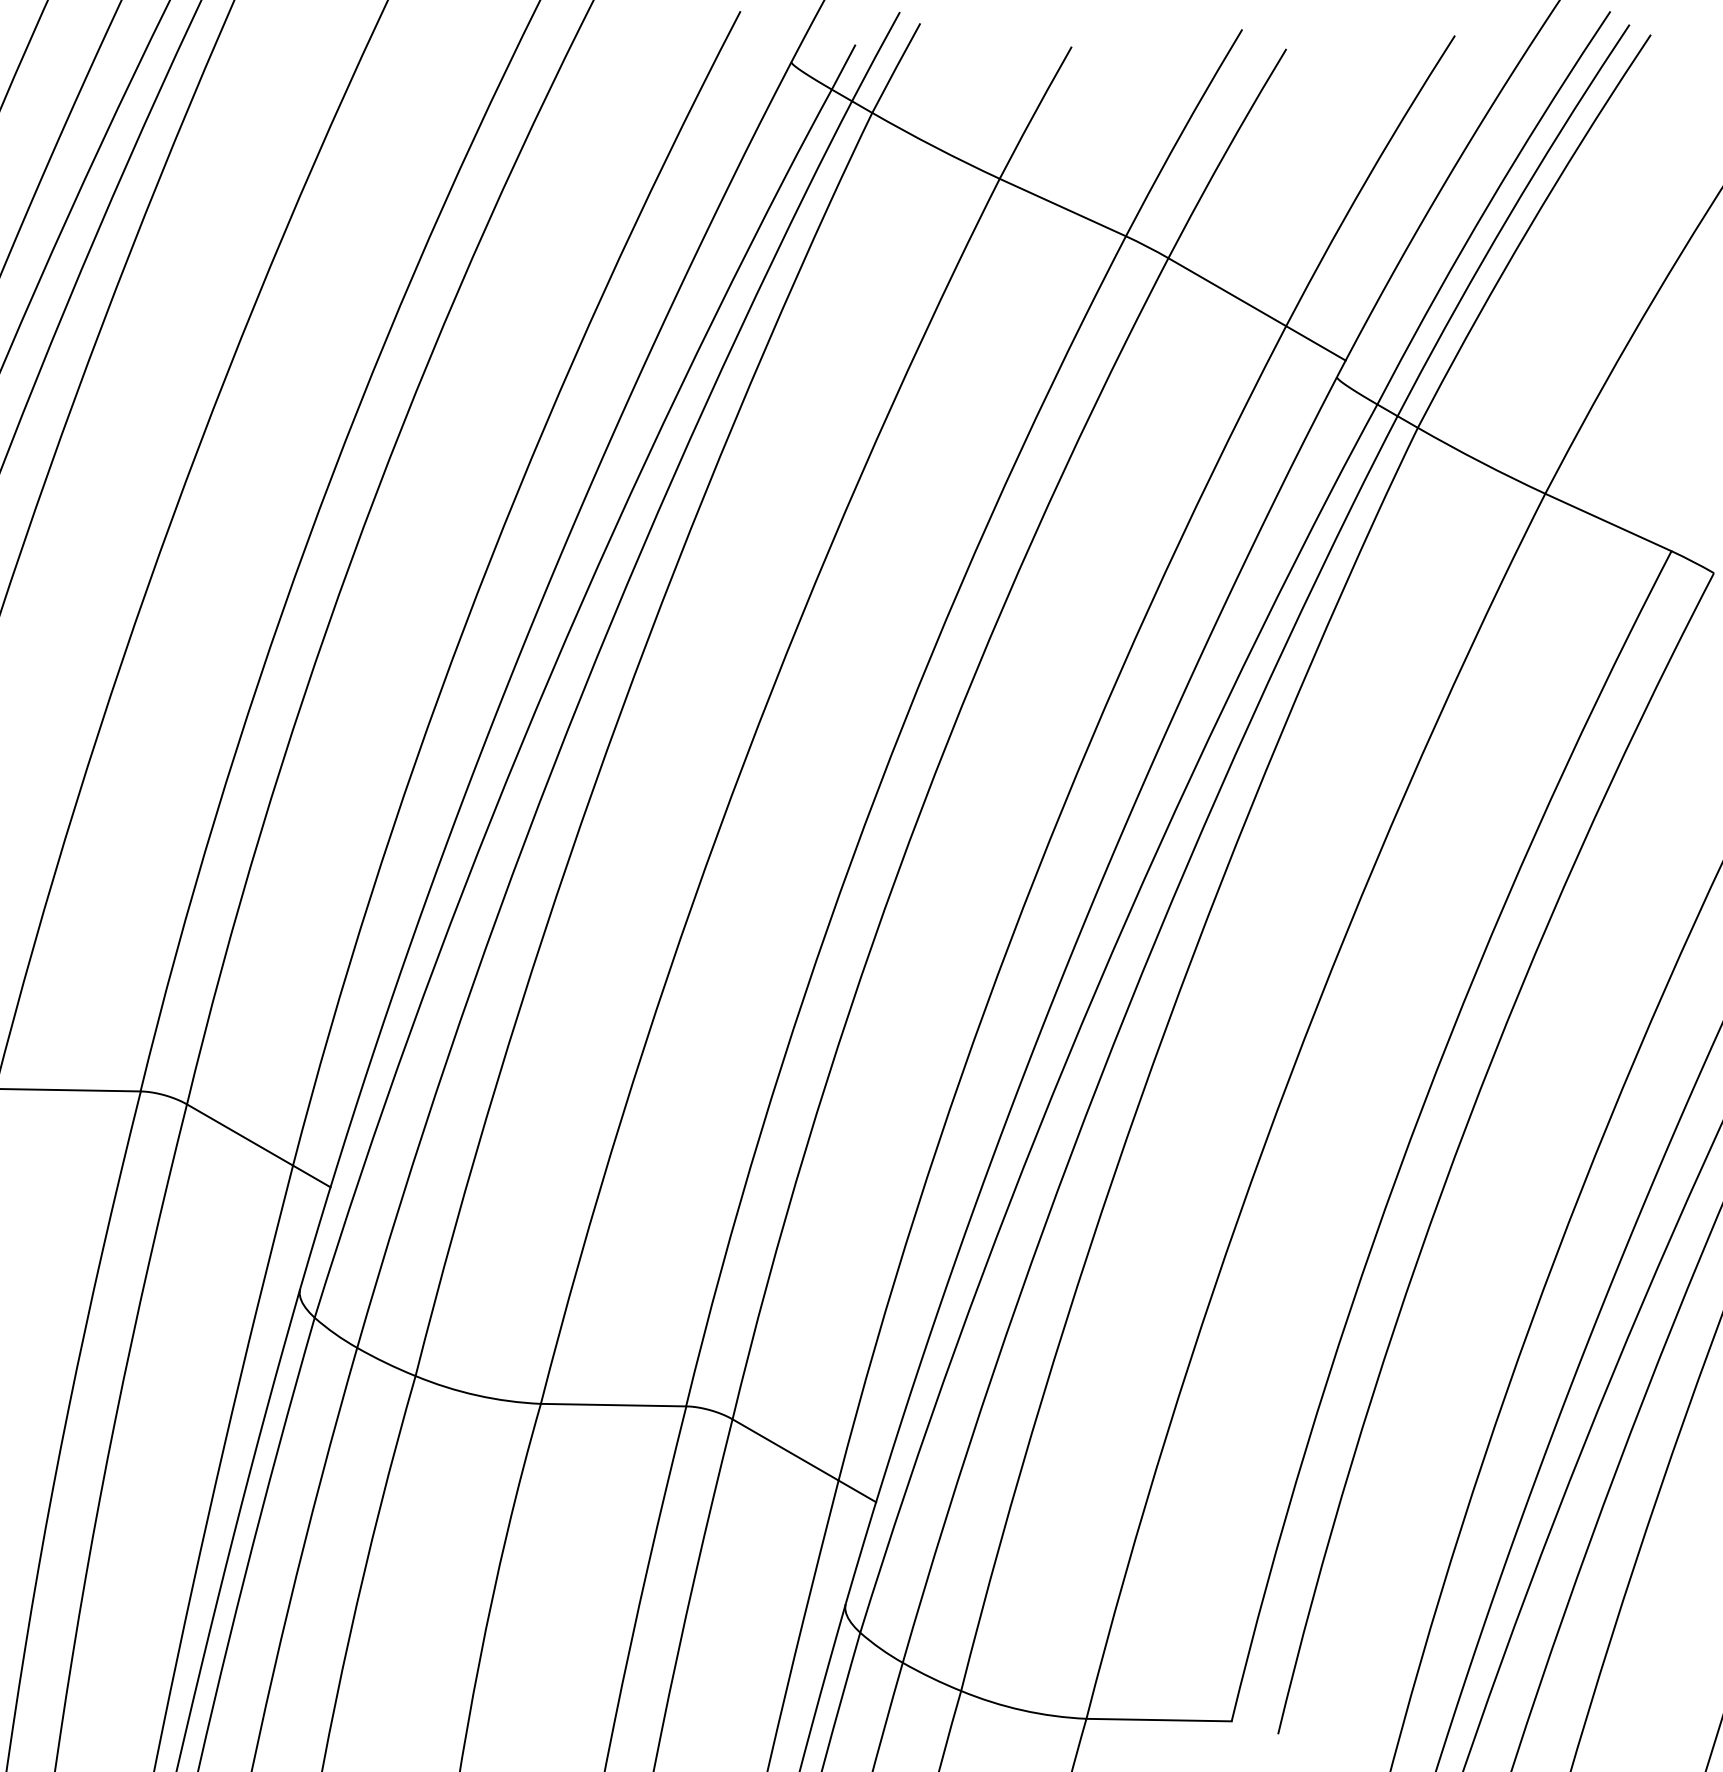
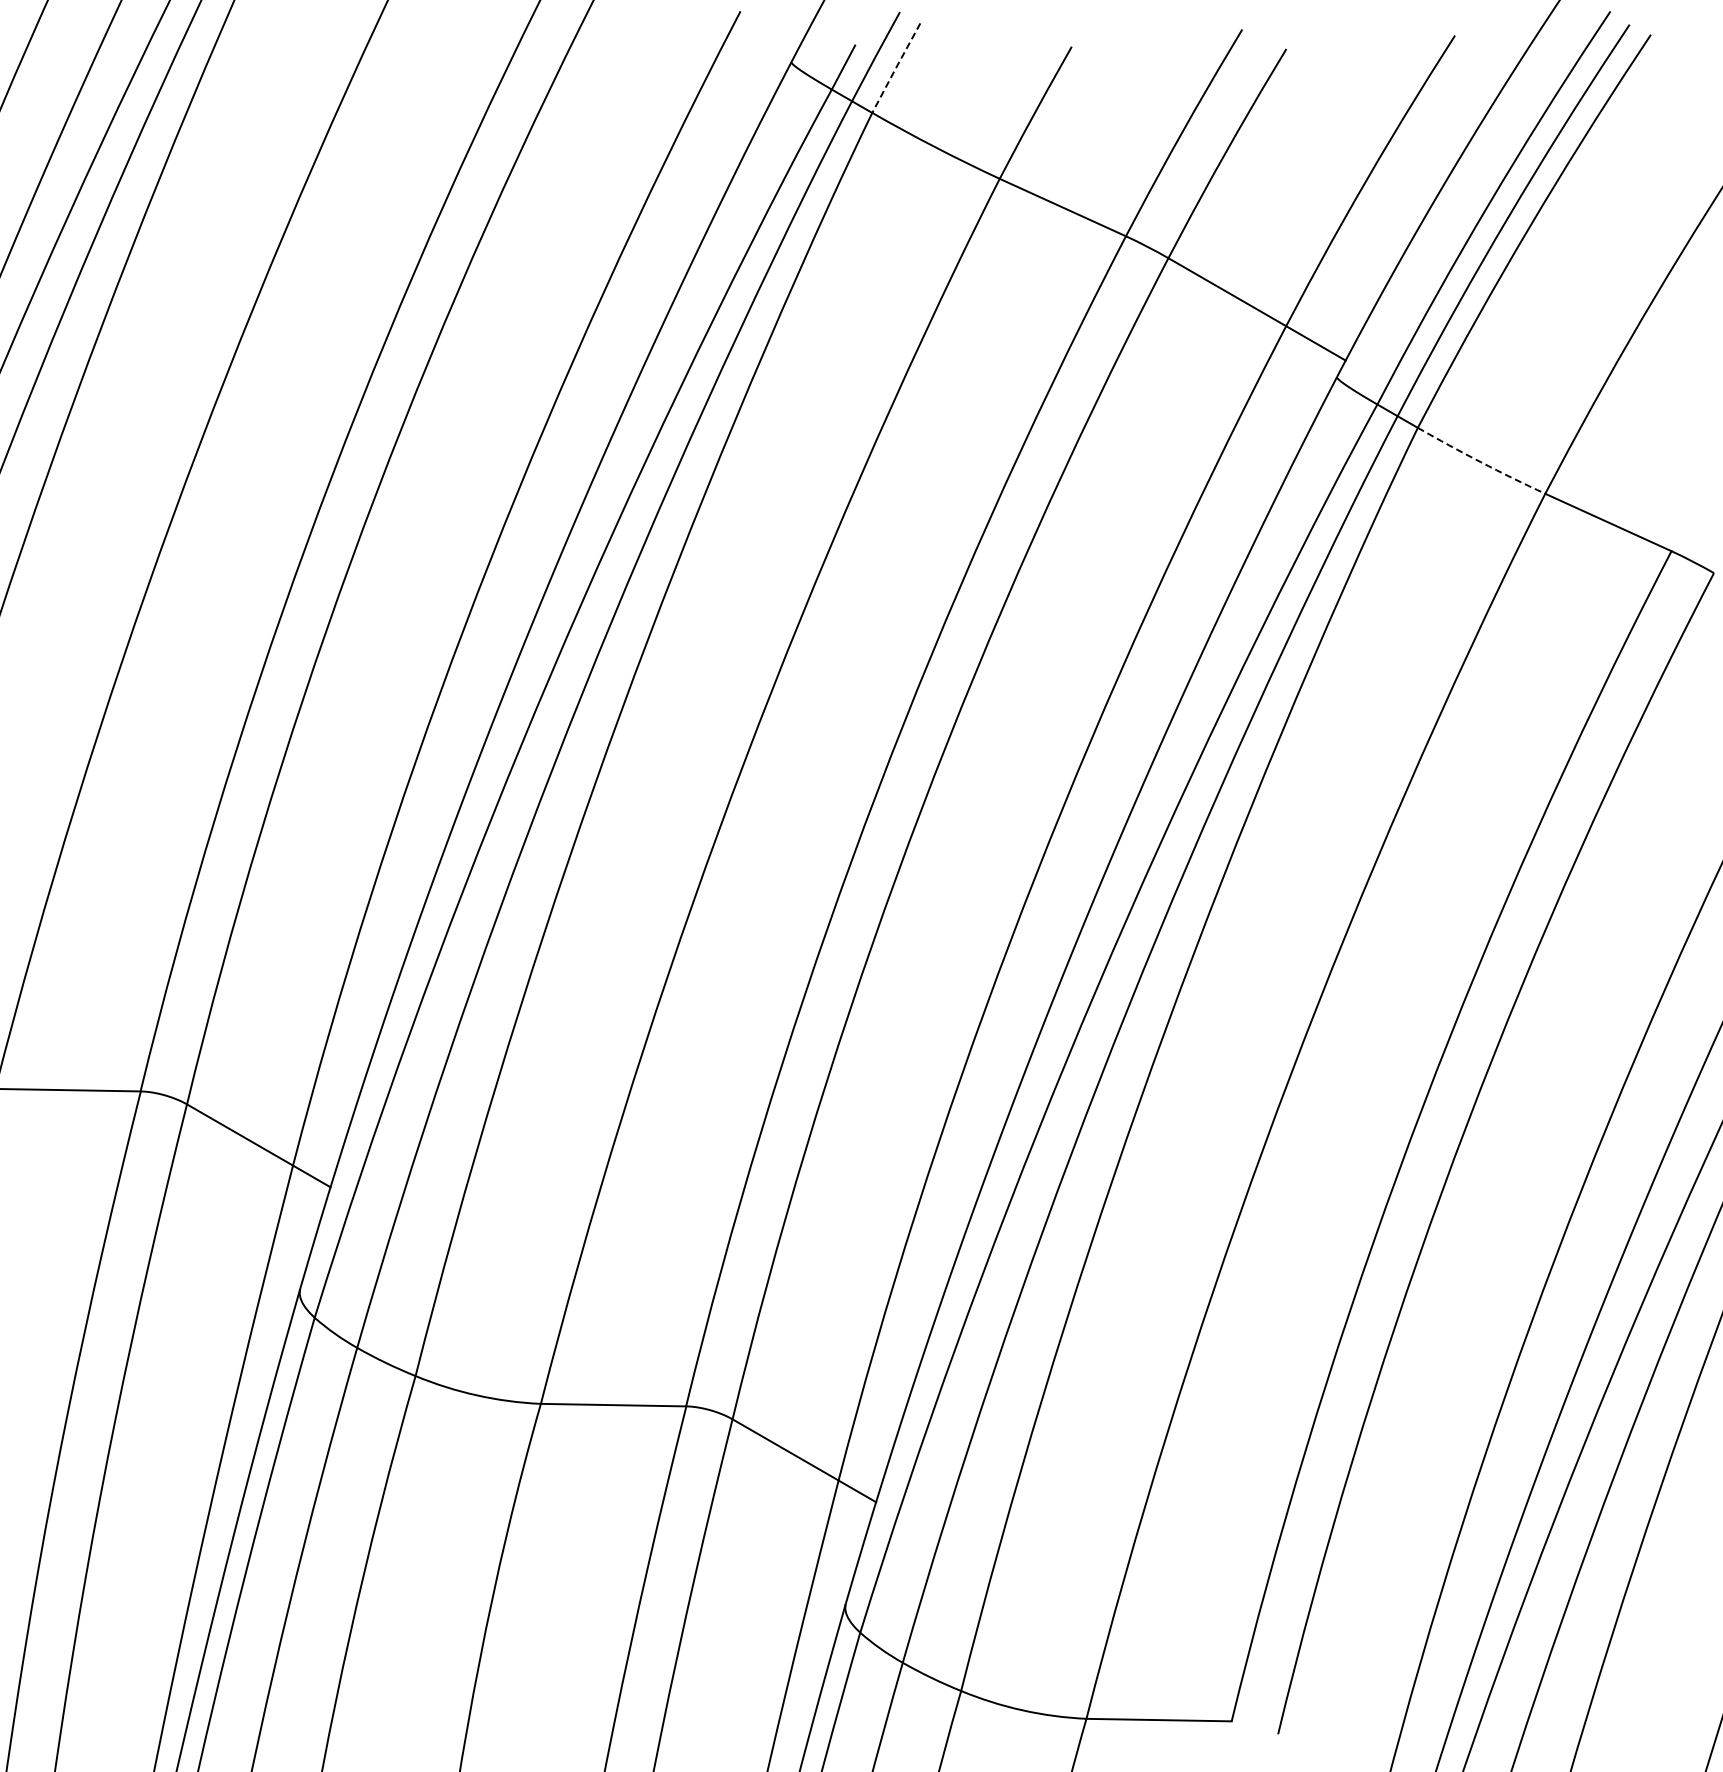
line: solid -> dashed (896, 68)
arc: solid -> dashed (1480, 462)
